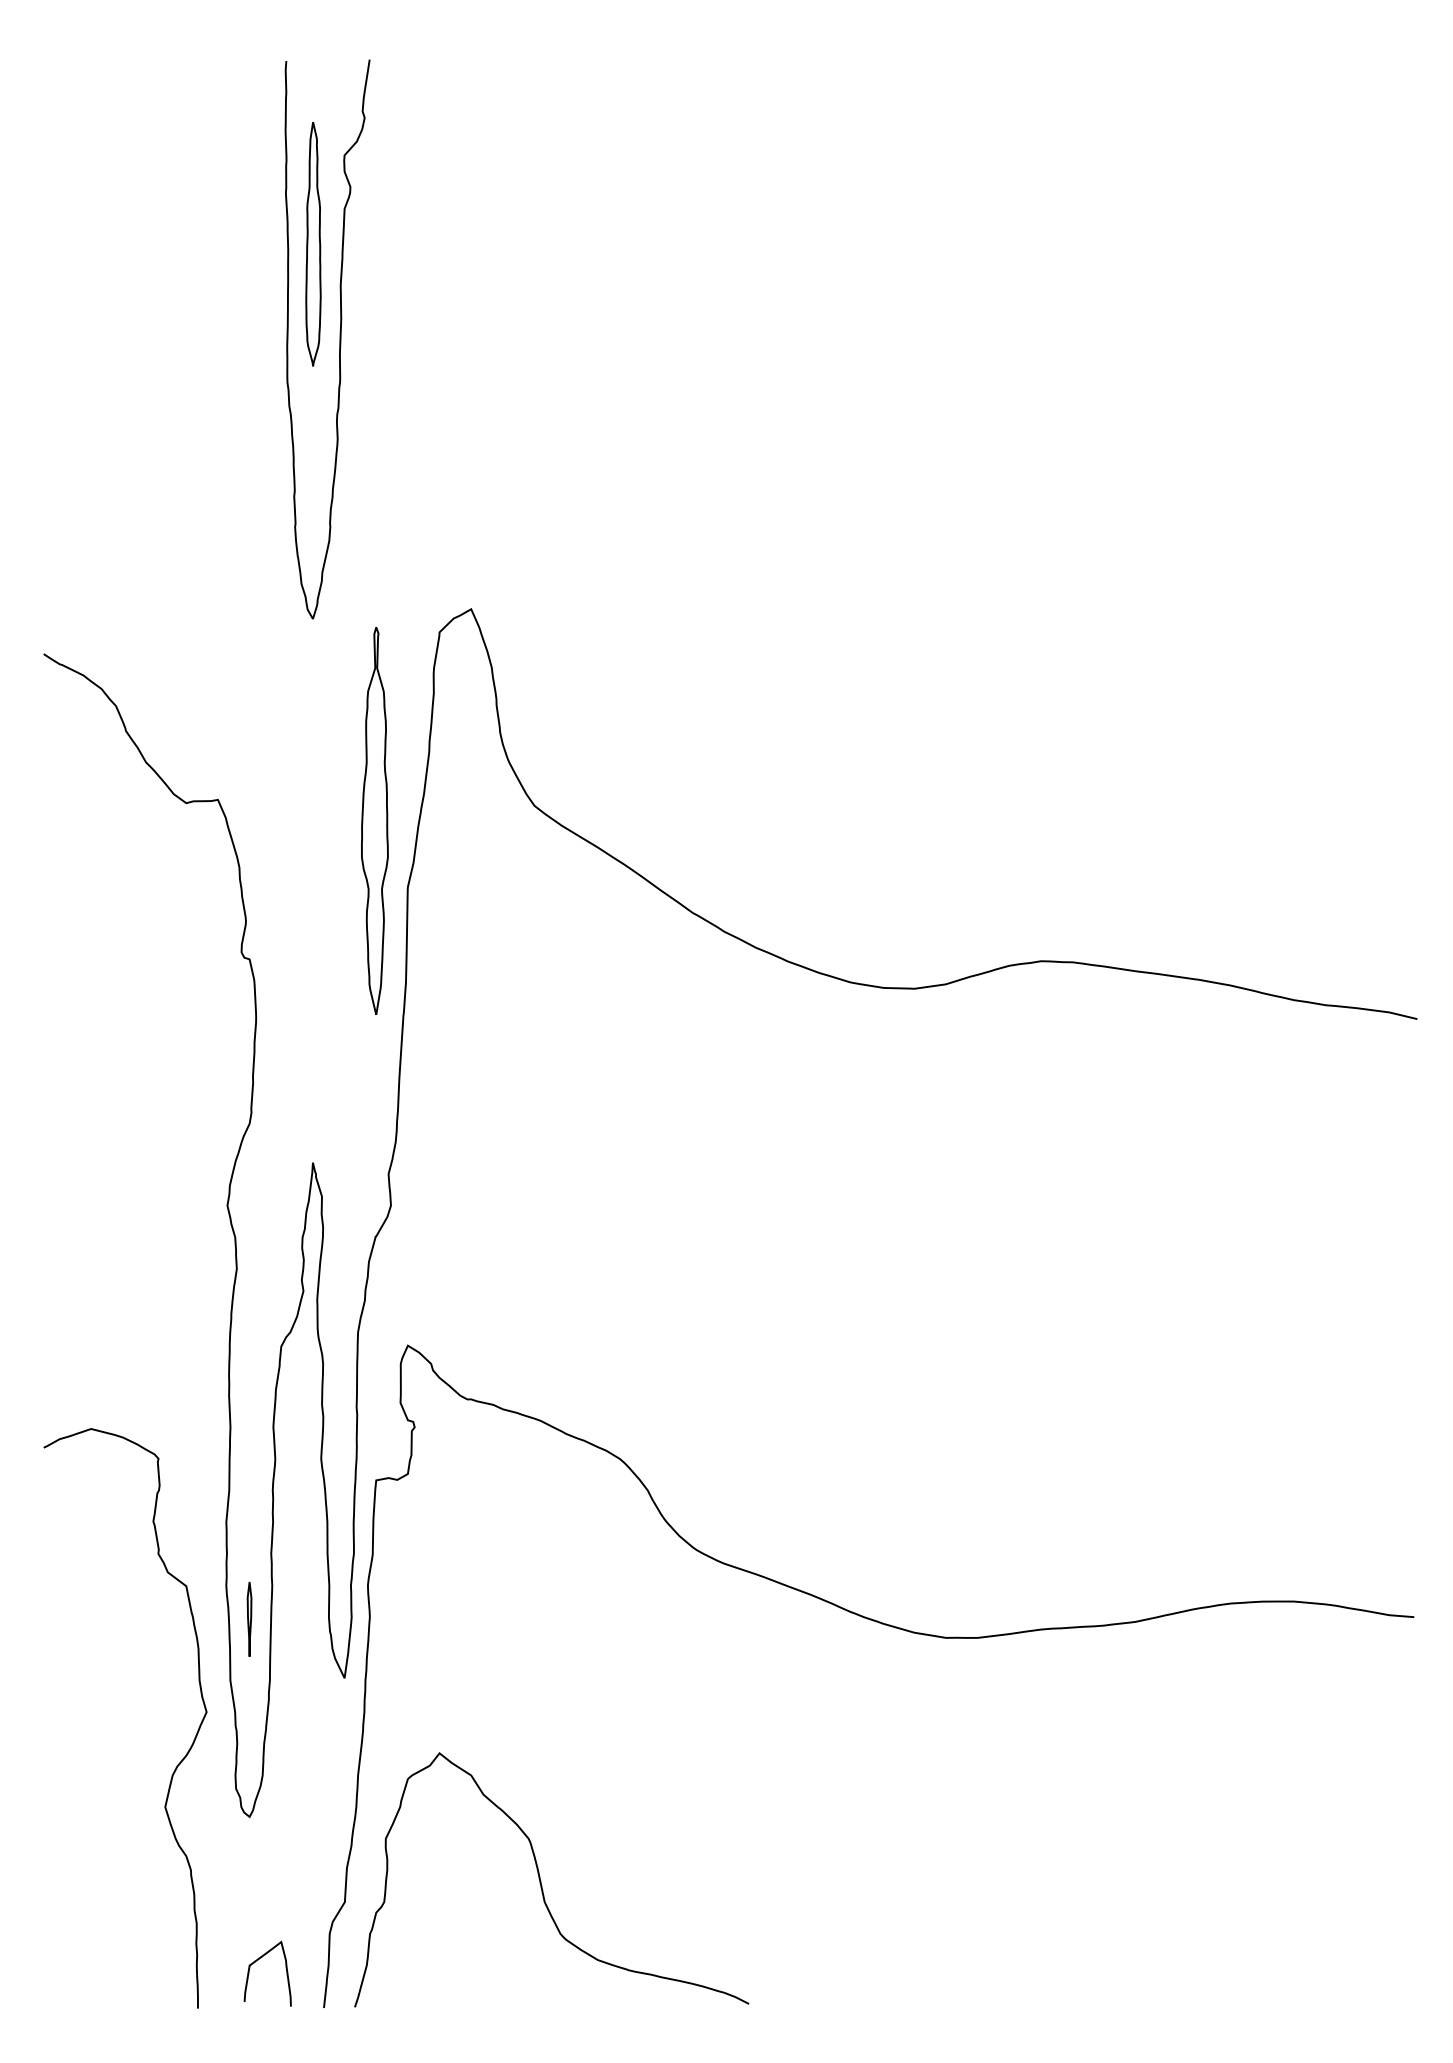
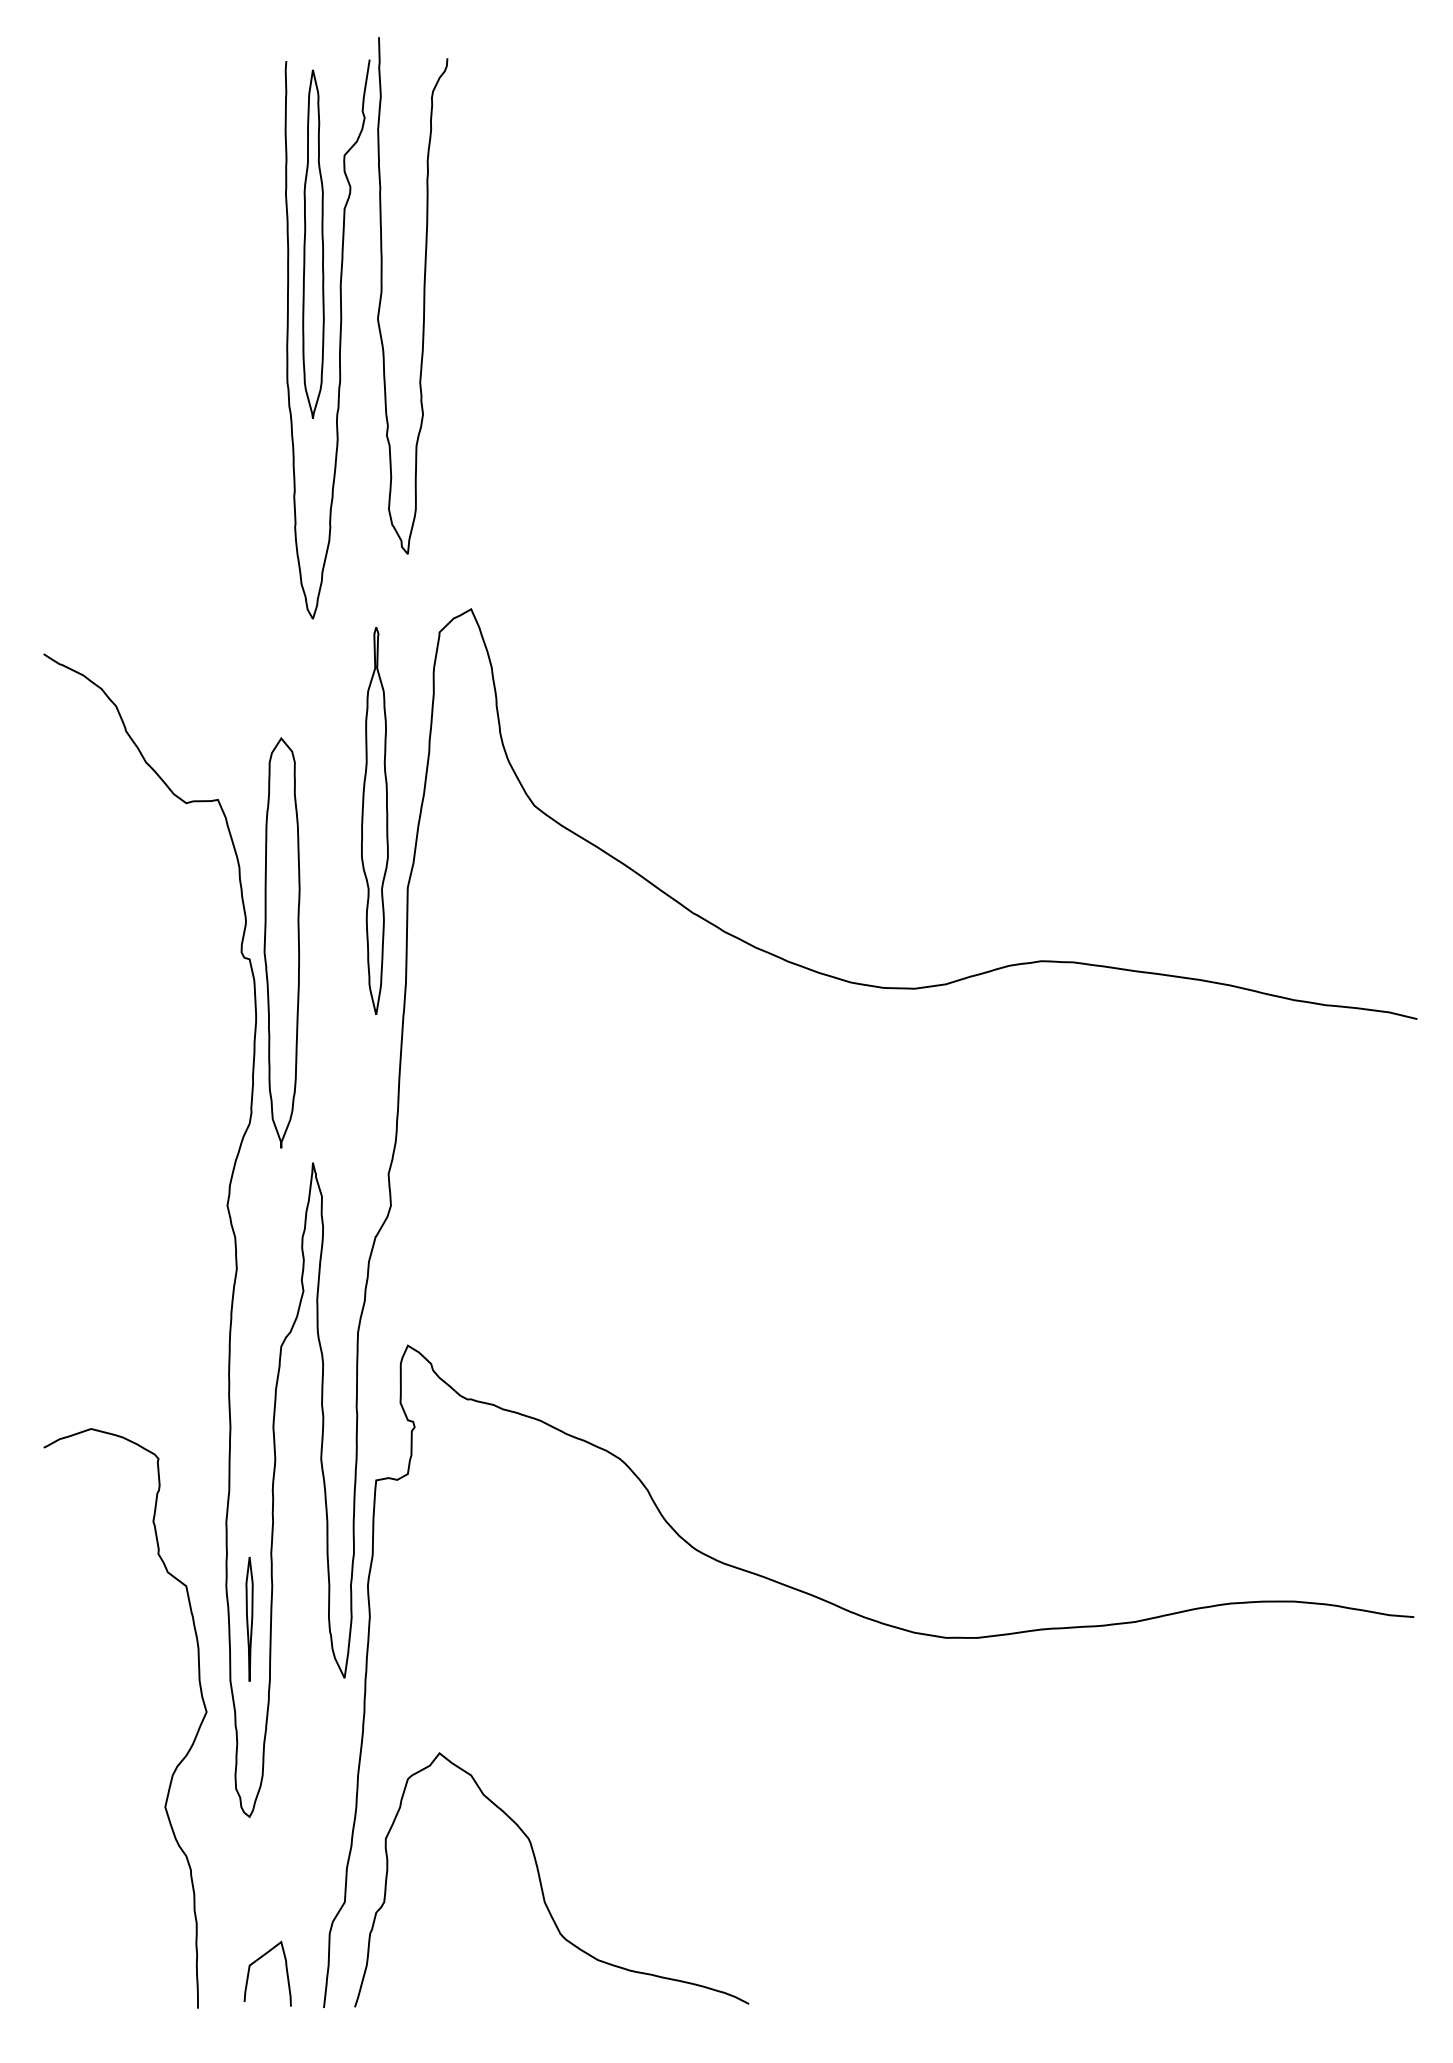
part size: 17x245 px -> 23x350 px (313, 243)
curve: none -> present (423, 295)
part: none -> present (281, 942)
part size: 7x75 px -> 9x125 px (249, 1619)
